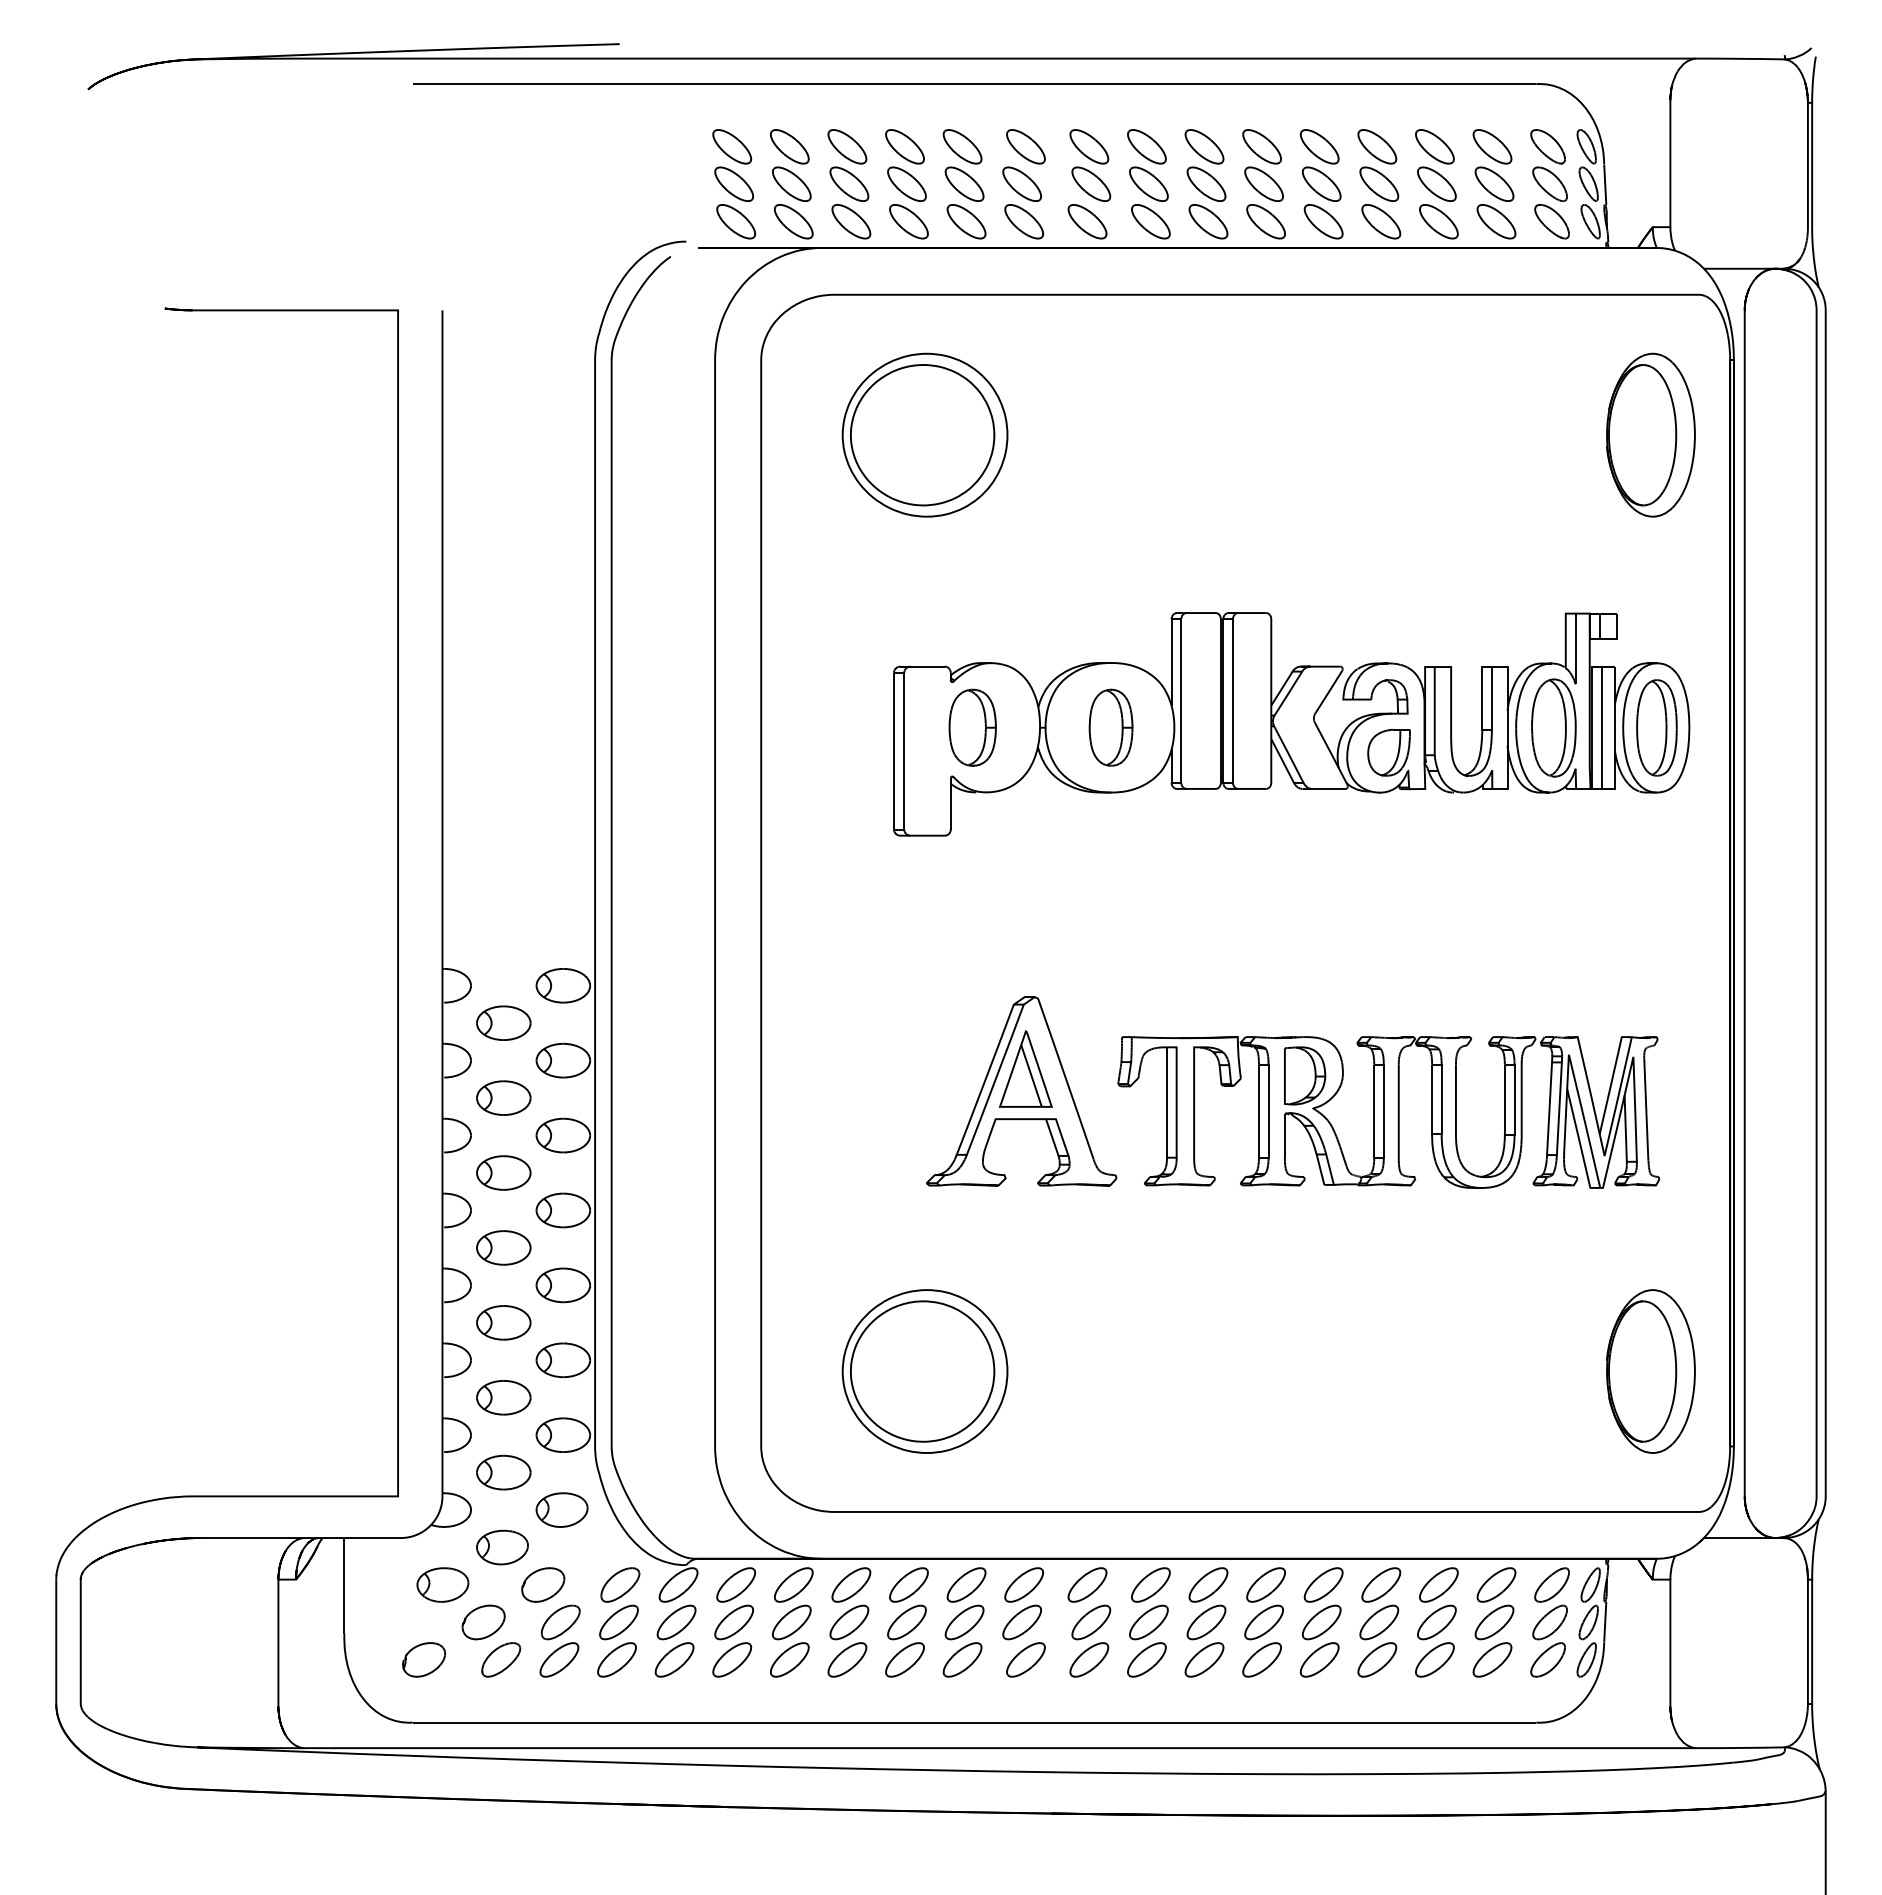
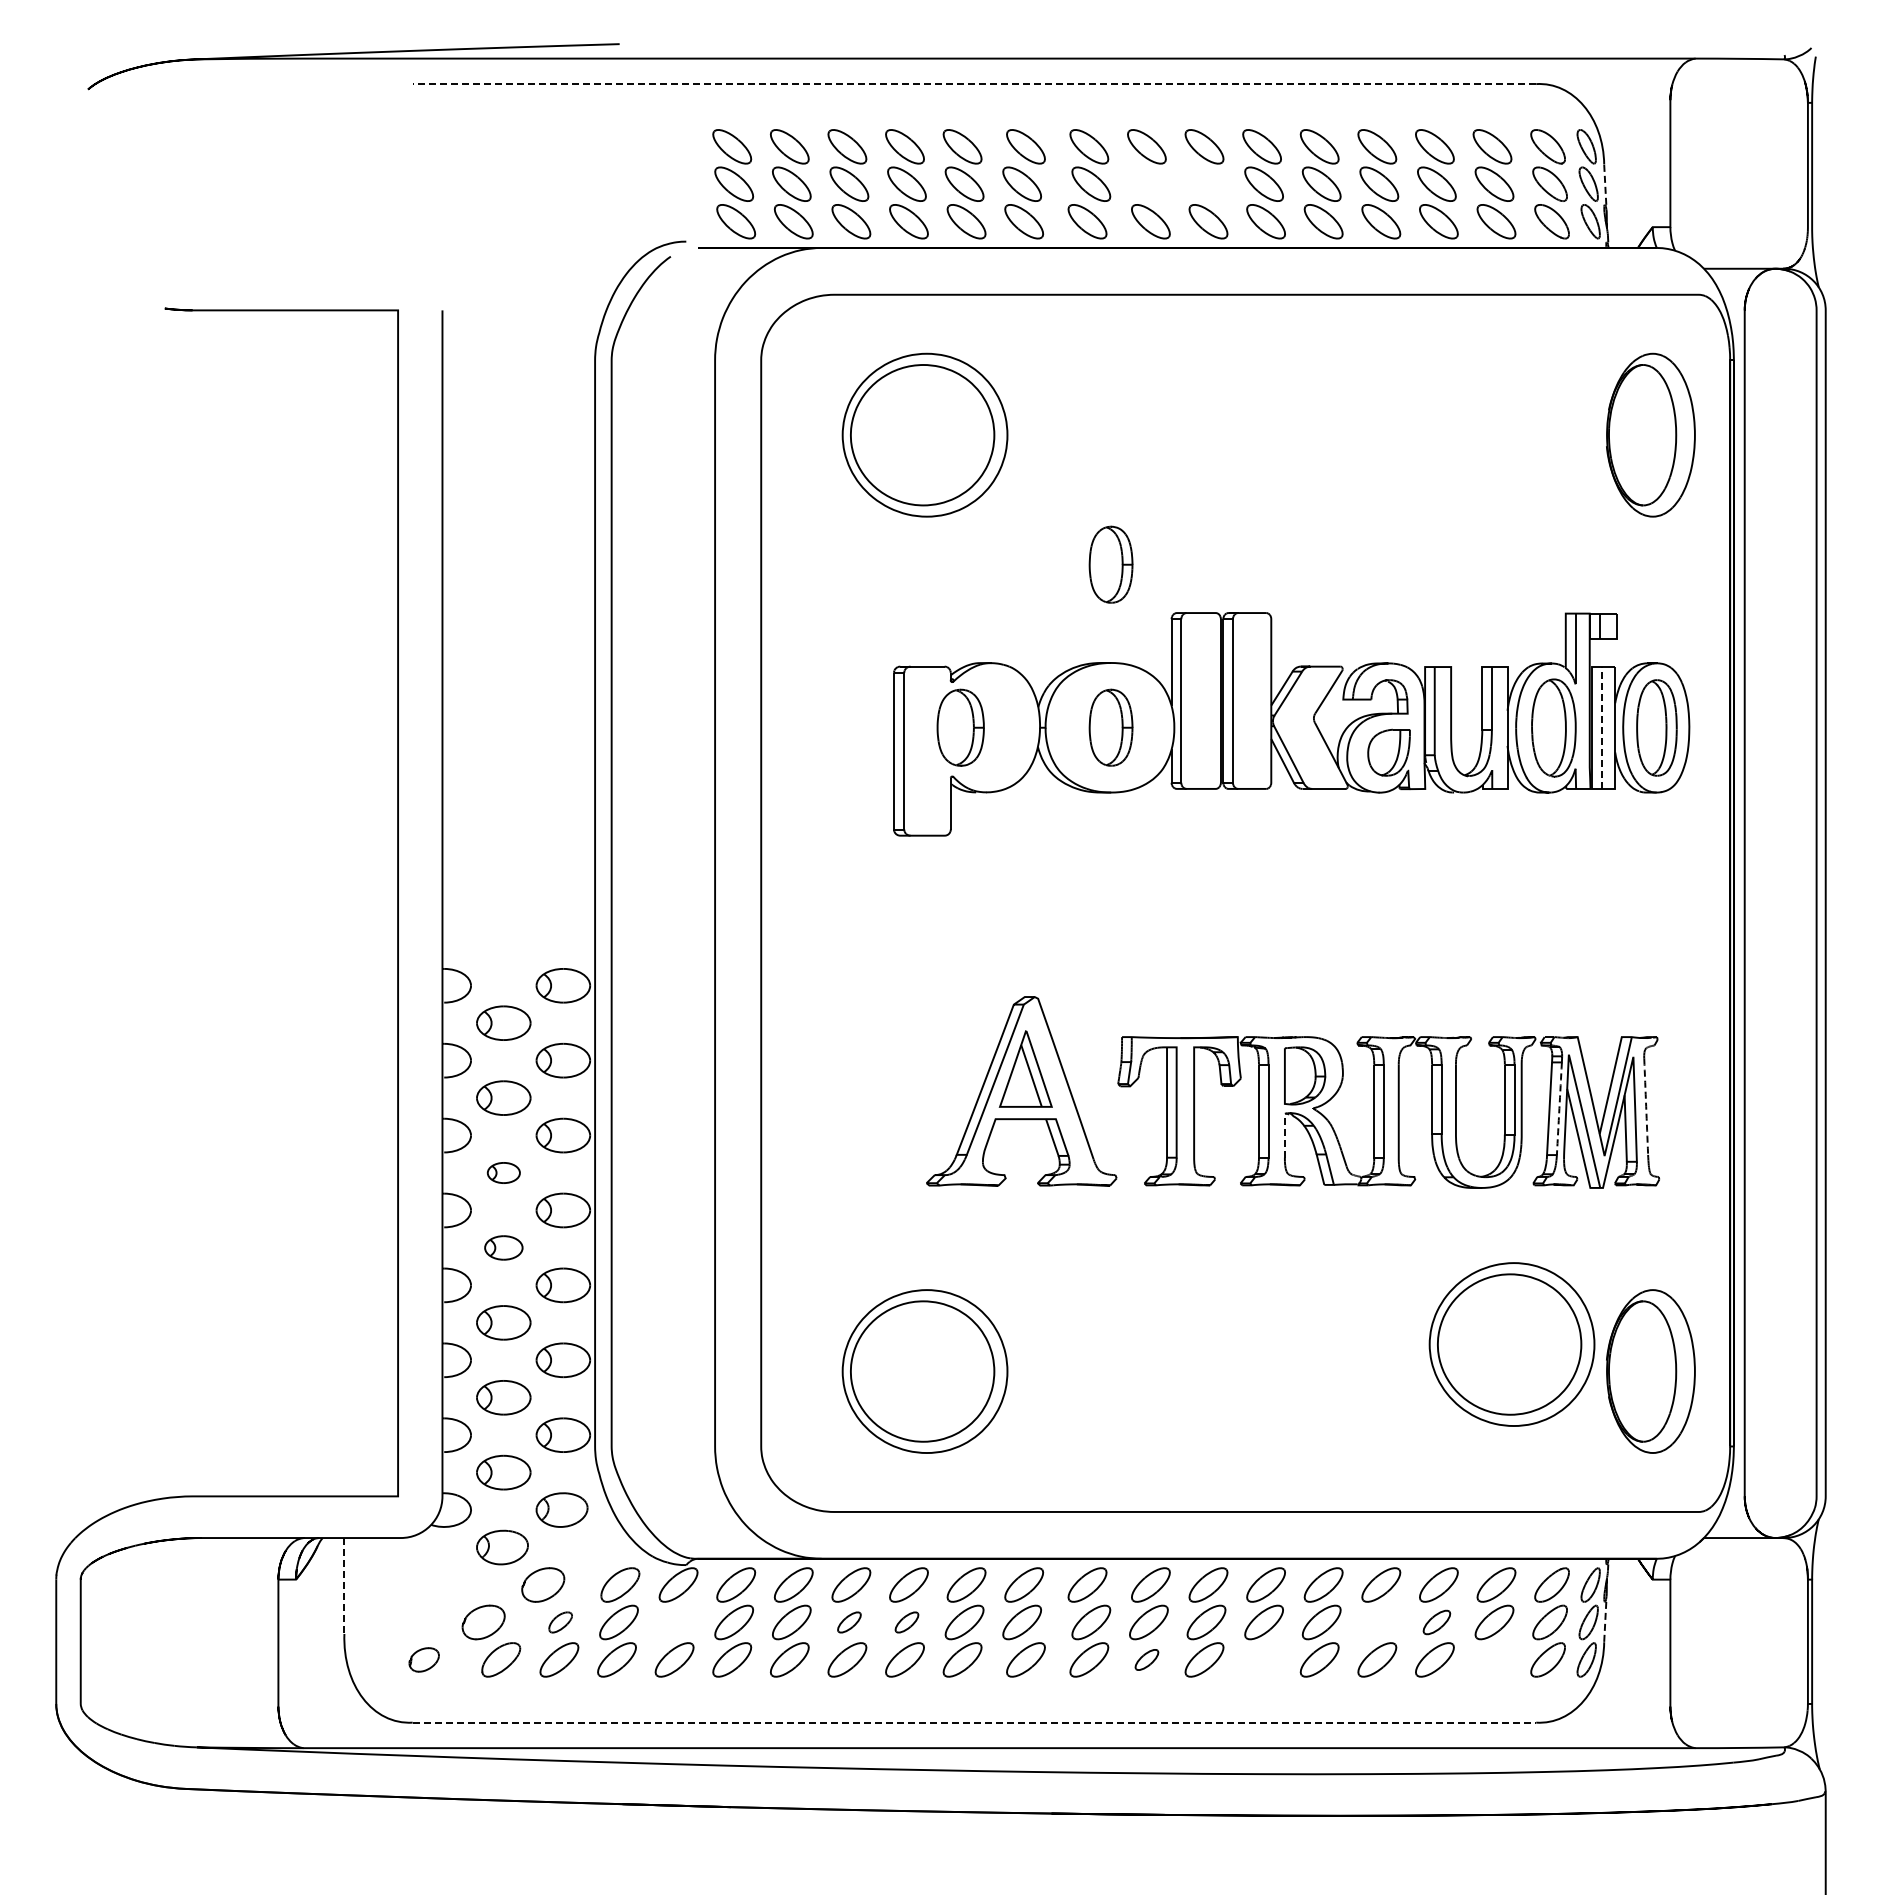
line: solid -> dashed (974, 84)
part: present -> none (1148, 183)
part: present -> none (1206, 183)
line: solid -> dashed (1605, 184)
part: none -> present (1110, 564)
part position: (972, 727) -> (960, 727) (960, 727)
line: solid -> dashed (1601, 728)
arc: solid -> dashed (1646, 1106)
arc: solid -> dashed (1559, 1108)
line: solid -> dashed (1284, 1135)
part size: 56x36 px -> 35x22 px (503, 1172)
part size: 56x36 px -> 40x26 px (503, 1247)
part: none -> present (1511, 1344)
part: present -> none (442, 1584)
line: solid -> dashed (344, 1585)
line: solid -> dashed (1605, 1621)
part size: 41x37 px -> 25x23 px (560, 1622)
part: present -> none (676, 1622)
part size: 41x37 px -> 25x23 px (849, 1622)
part size: 40x37 px -> 26x23 px (906, 1622)
part: present -> none (1379, 1622)
part size: 40x37 px -> 30x27 px (1436, 1622)
part size: 45x36 px -> 32x26 px (423, 1659)
part size: 40x36 px -> 26x22 px (1146, 1659)
part: present -> none (1261, 1659)
part: present -> none (1492, 1659)
line: solid -> dashed (974, 1722)
